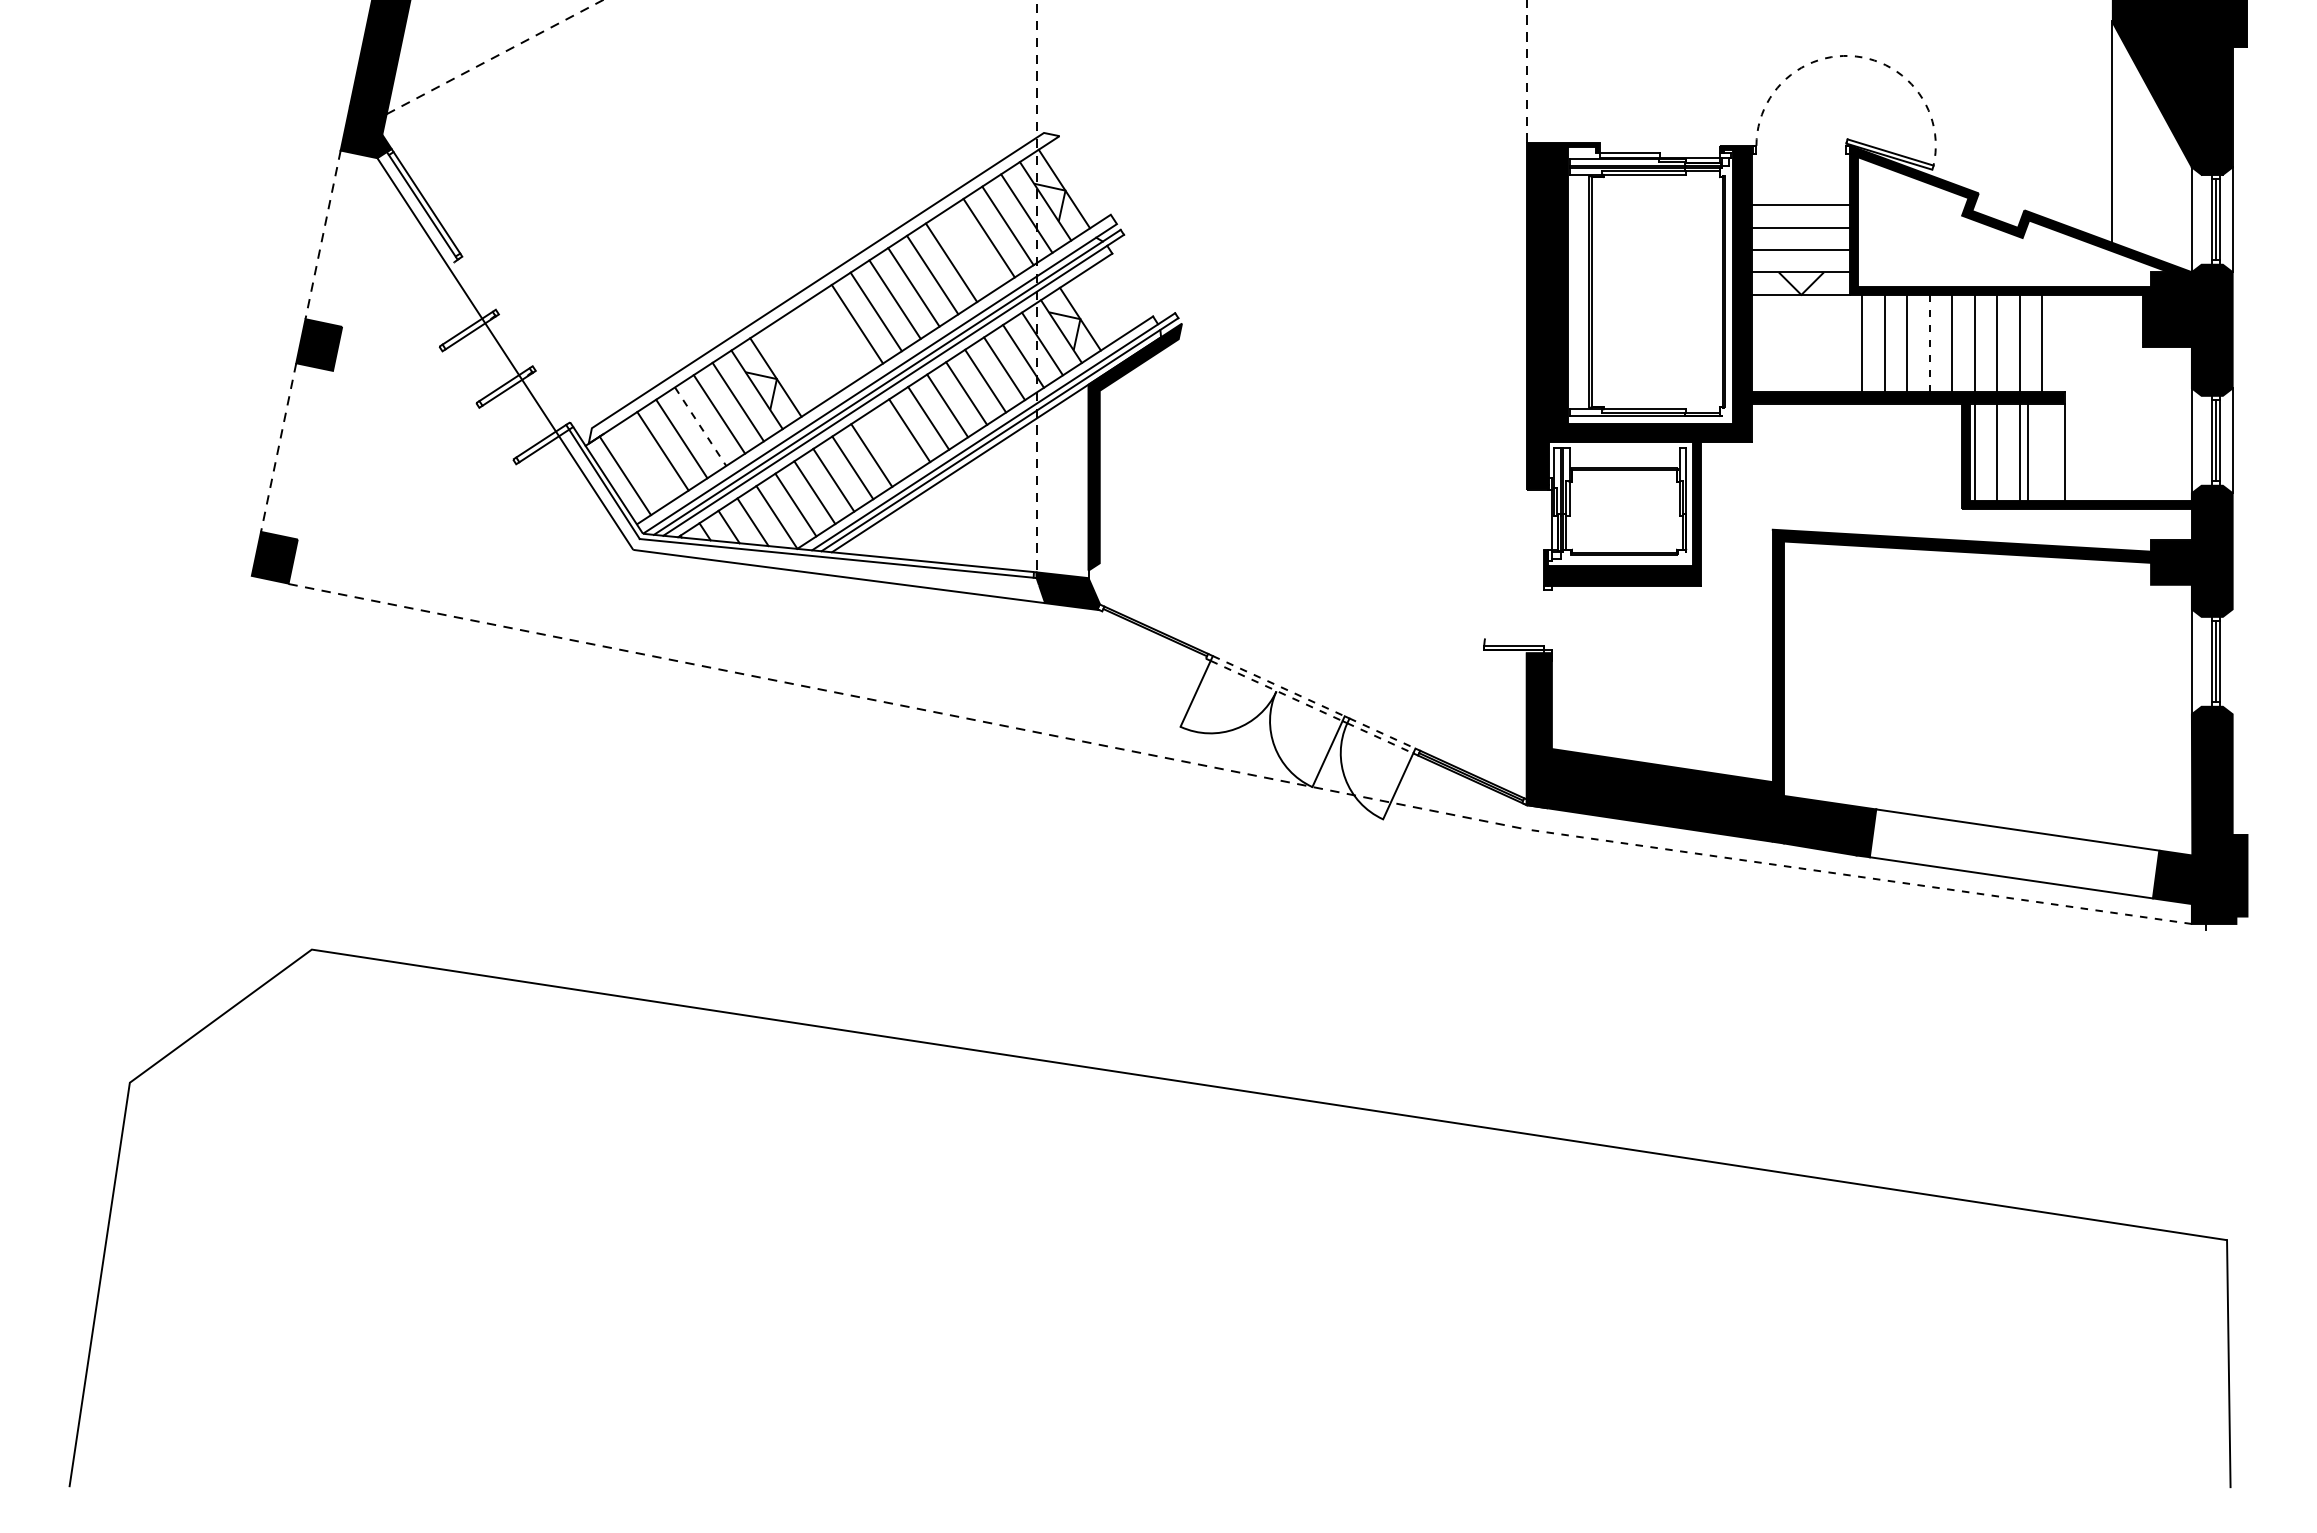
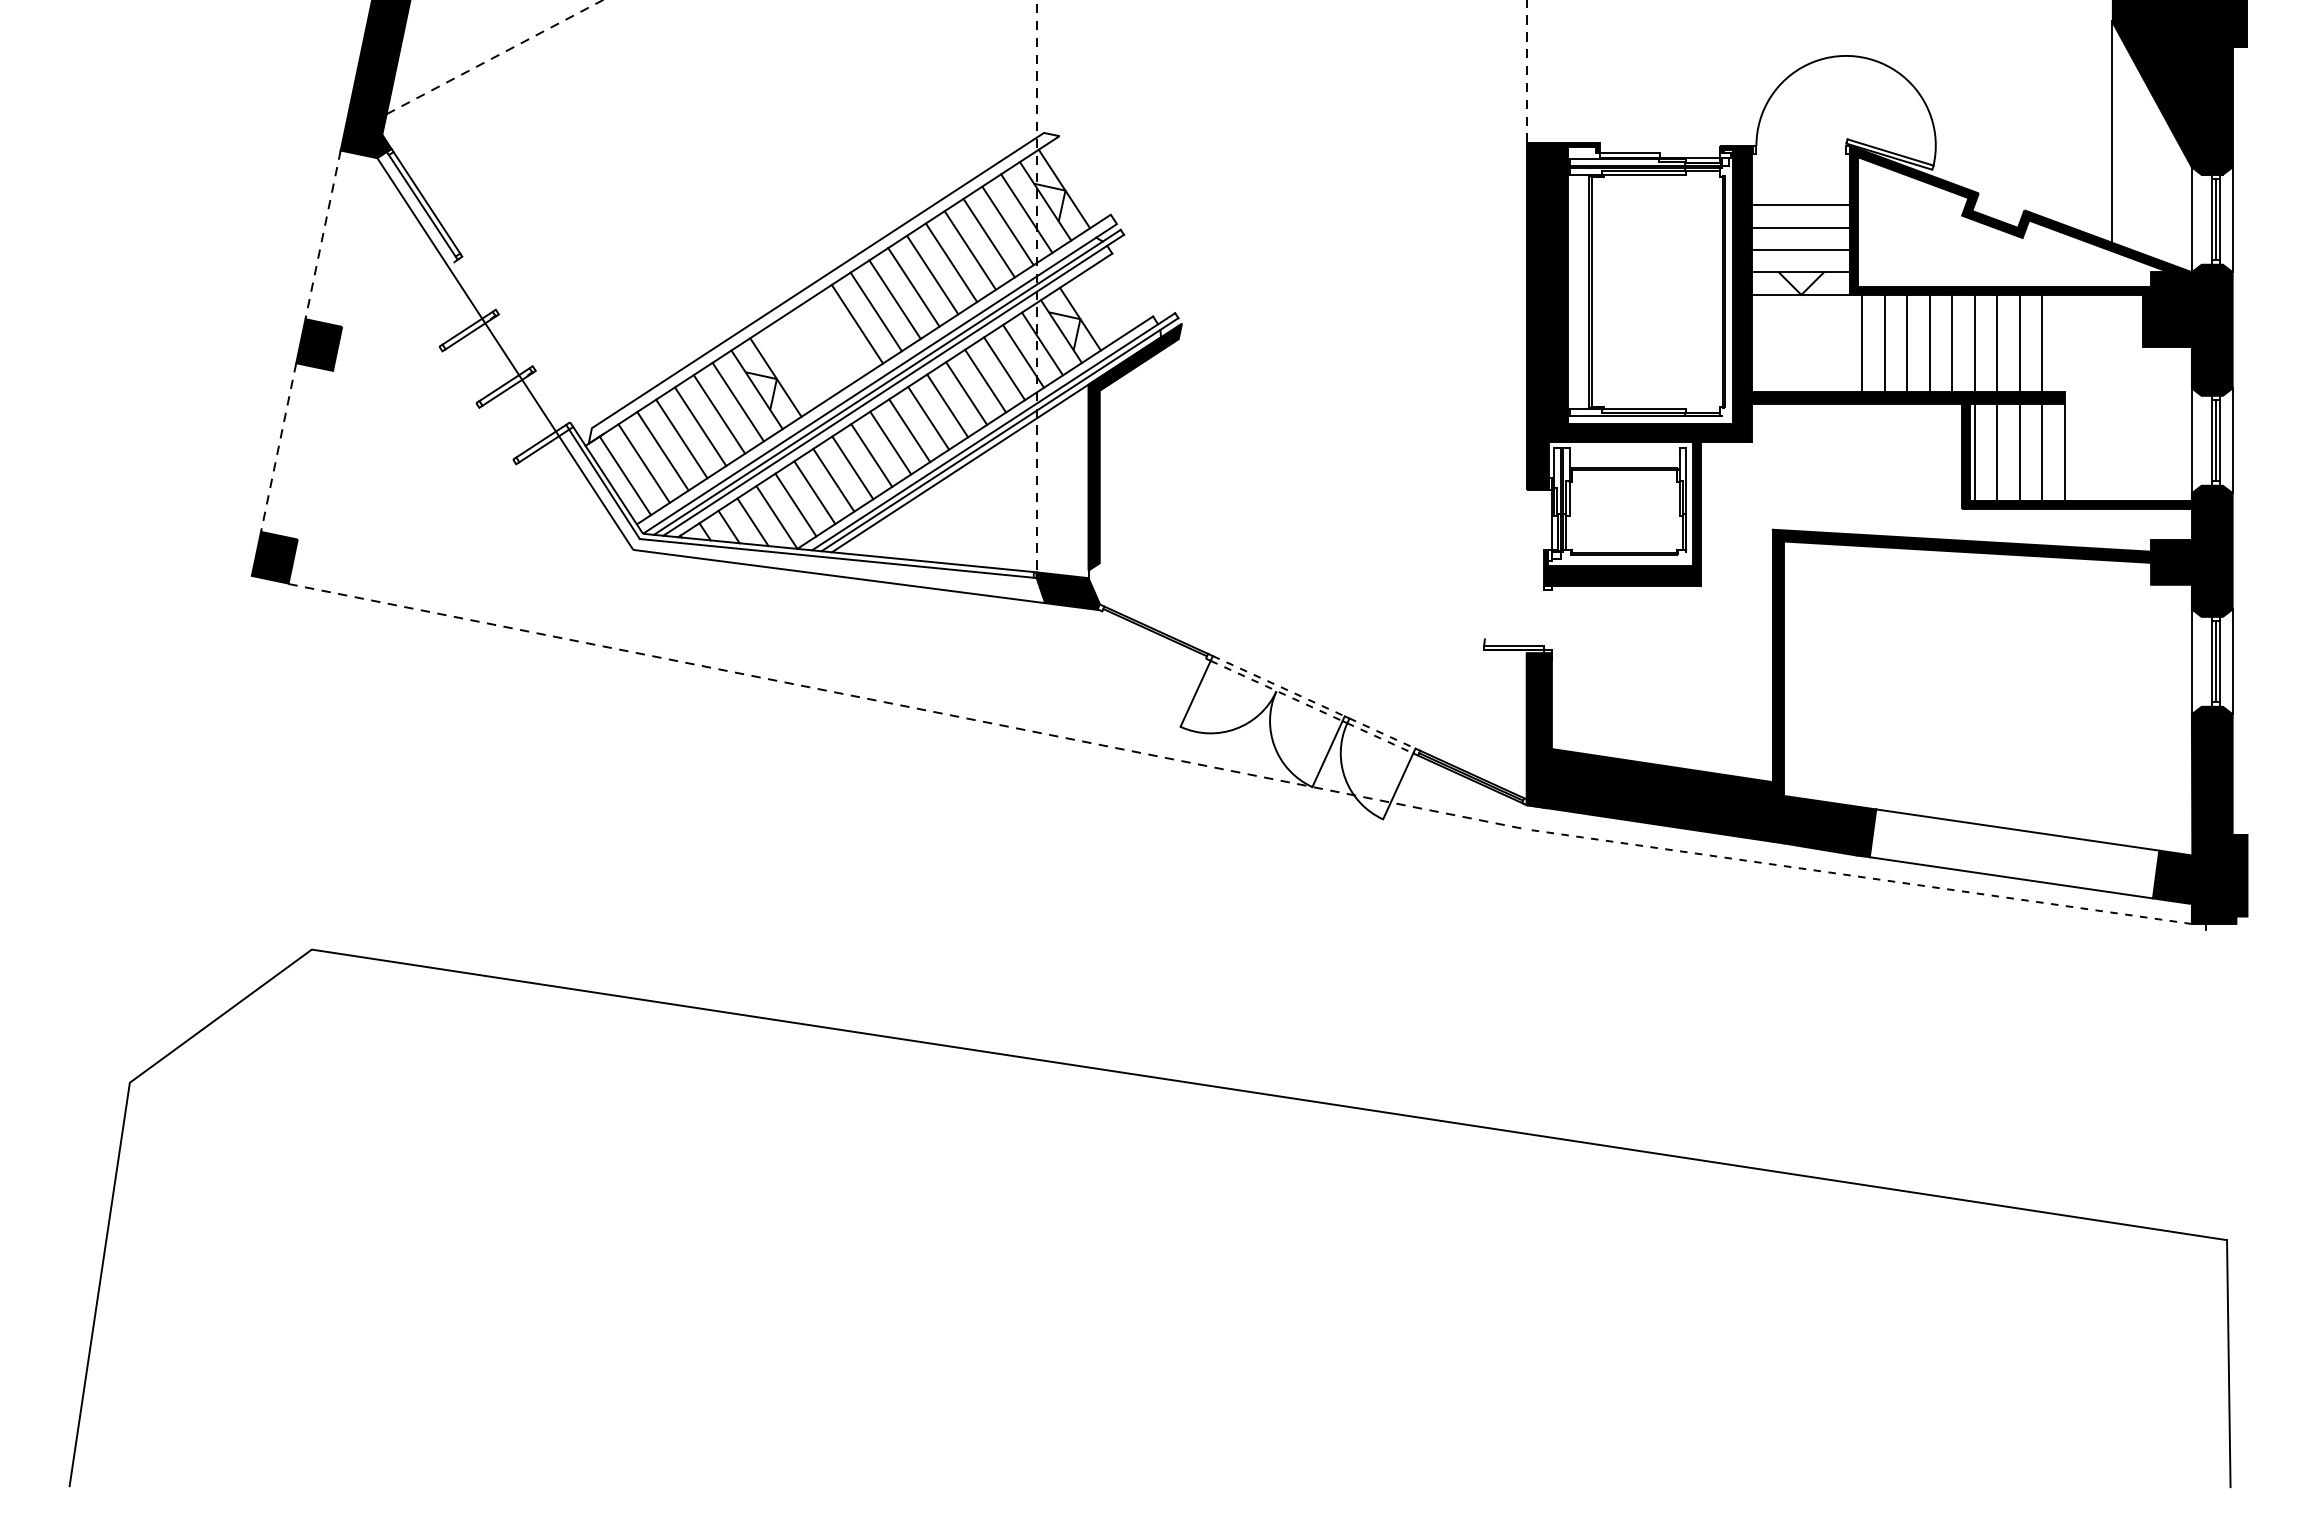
arc: dashed -> solid (1856, 56)
line: none -> present (969, 250)
line: dashed -> solid (1929, 343)
line: dashed -> solid (700, 426)
line: none -> present (890, 442)
line position: (2028, 451) -> (2042, 451) (2042, 451)
line: none -> present (643, 463)
line: none -> present (2232, 661)
